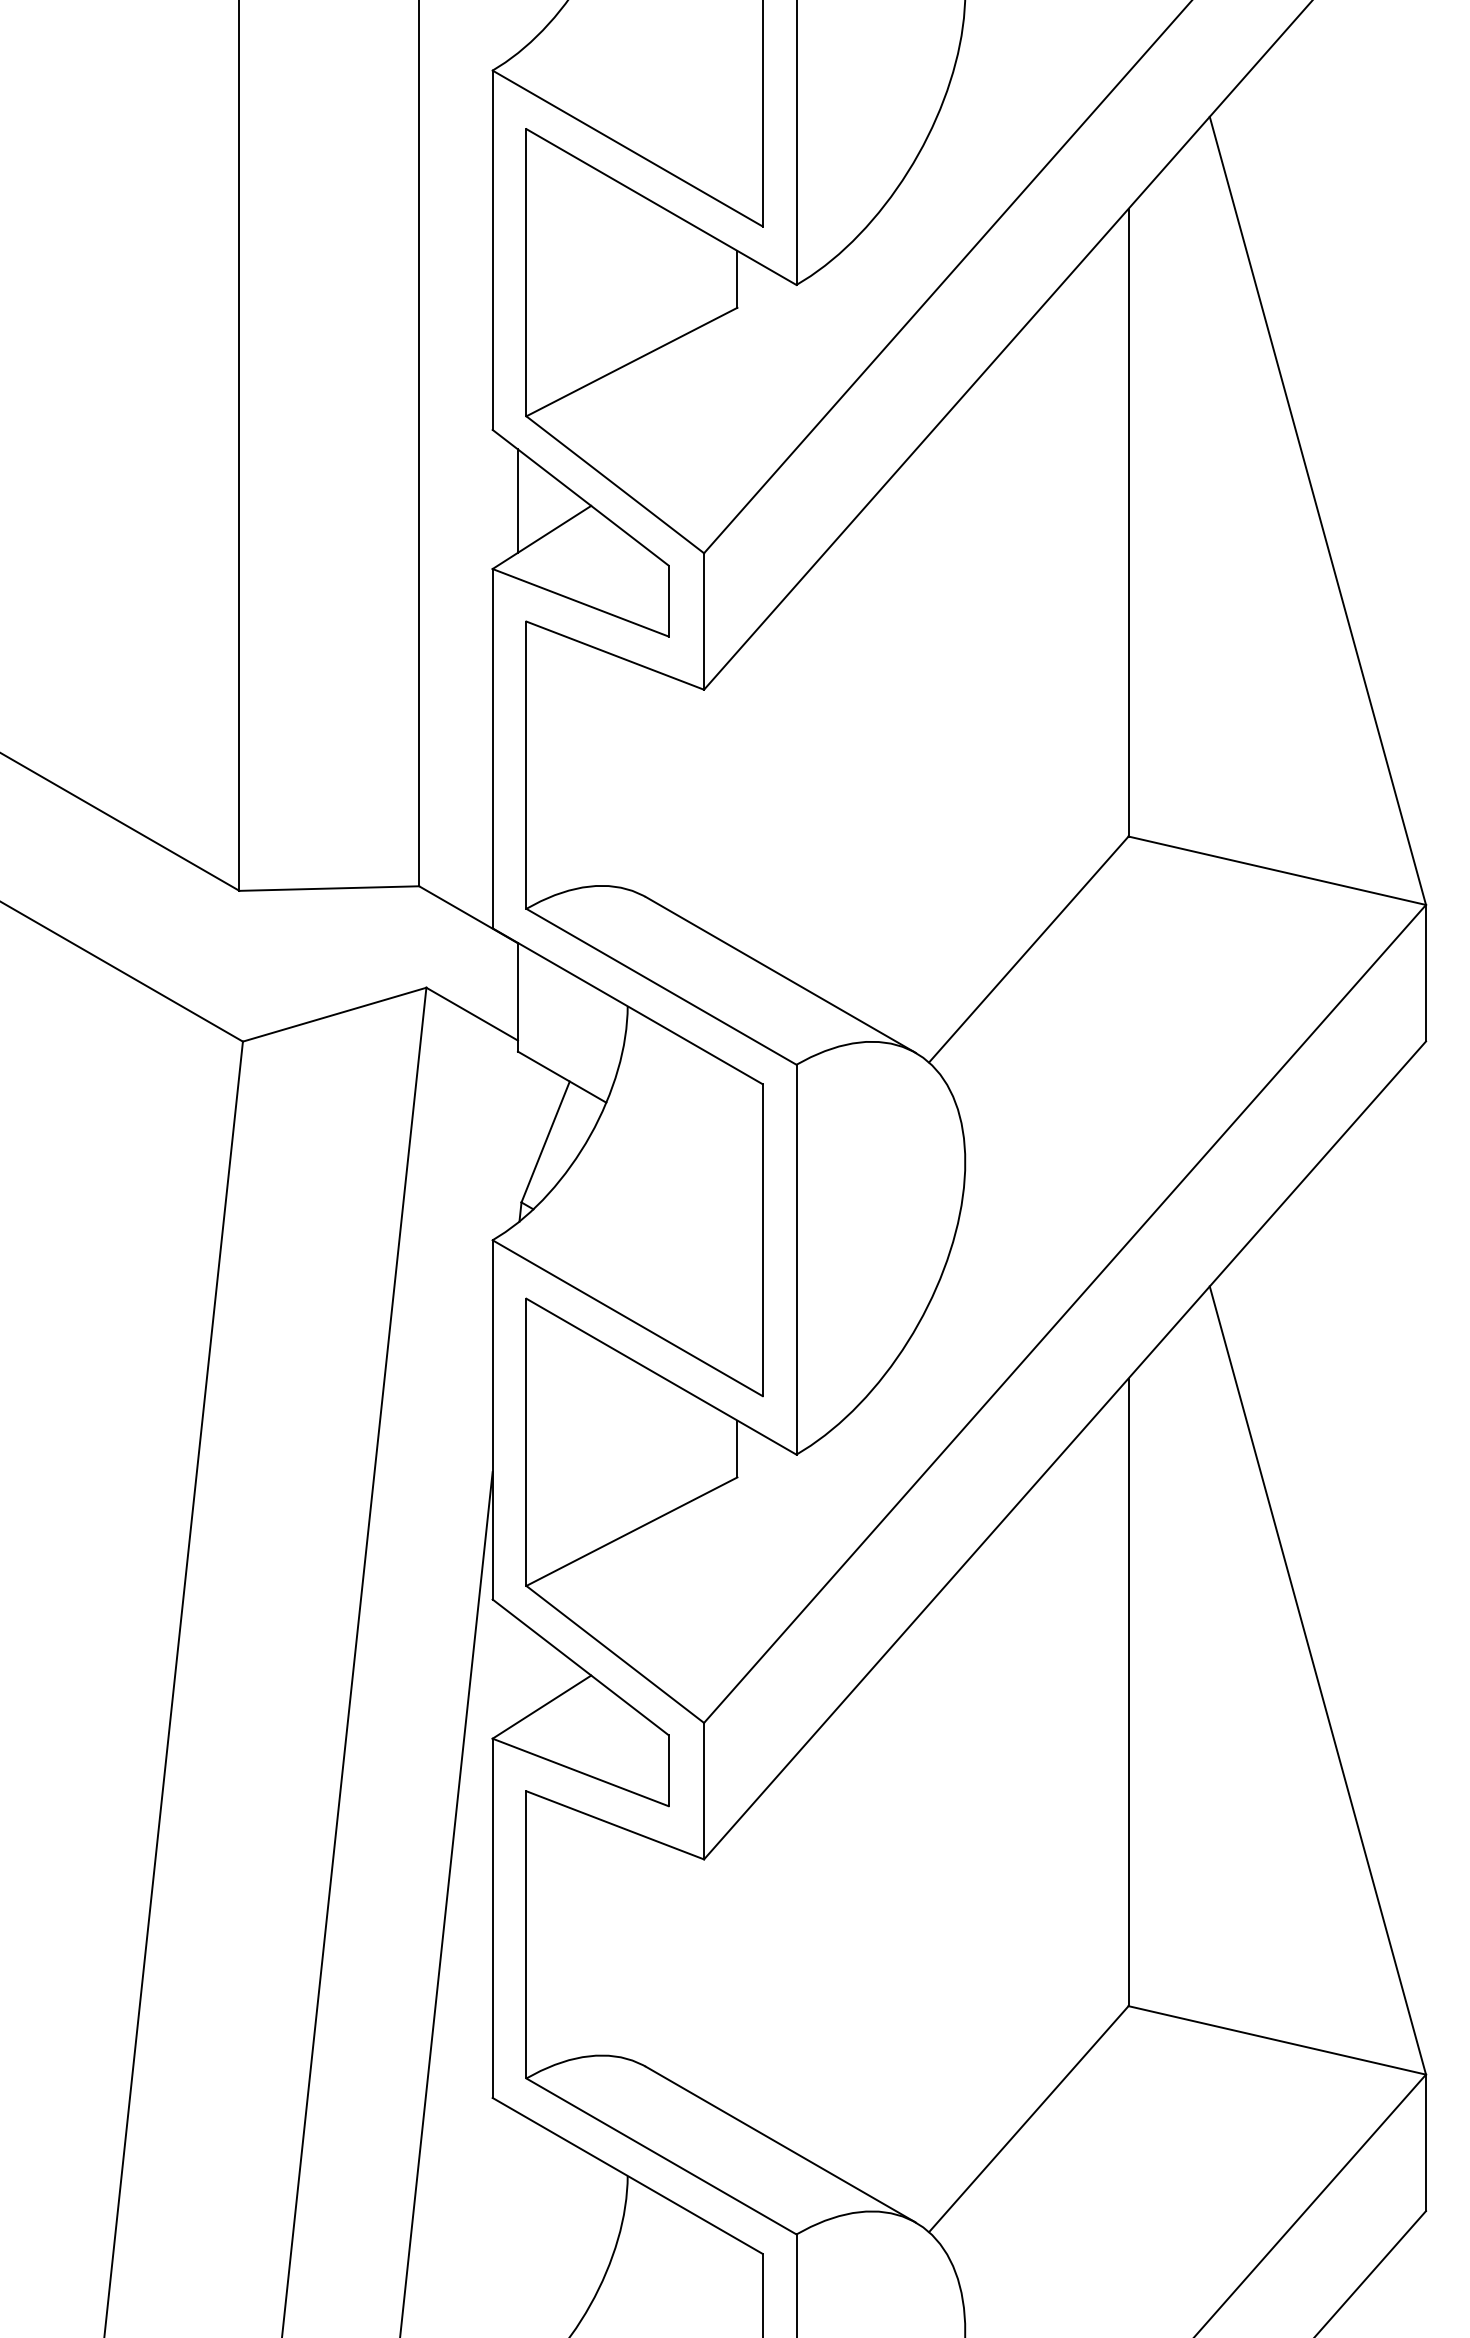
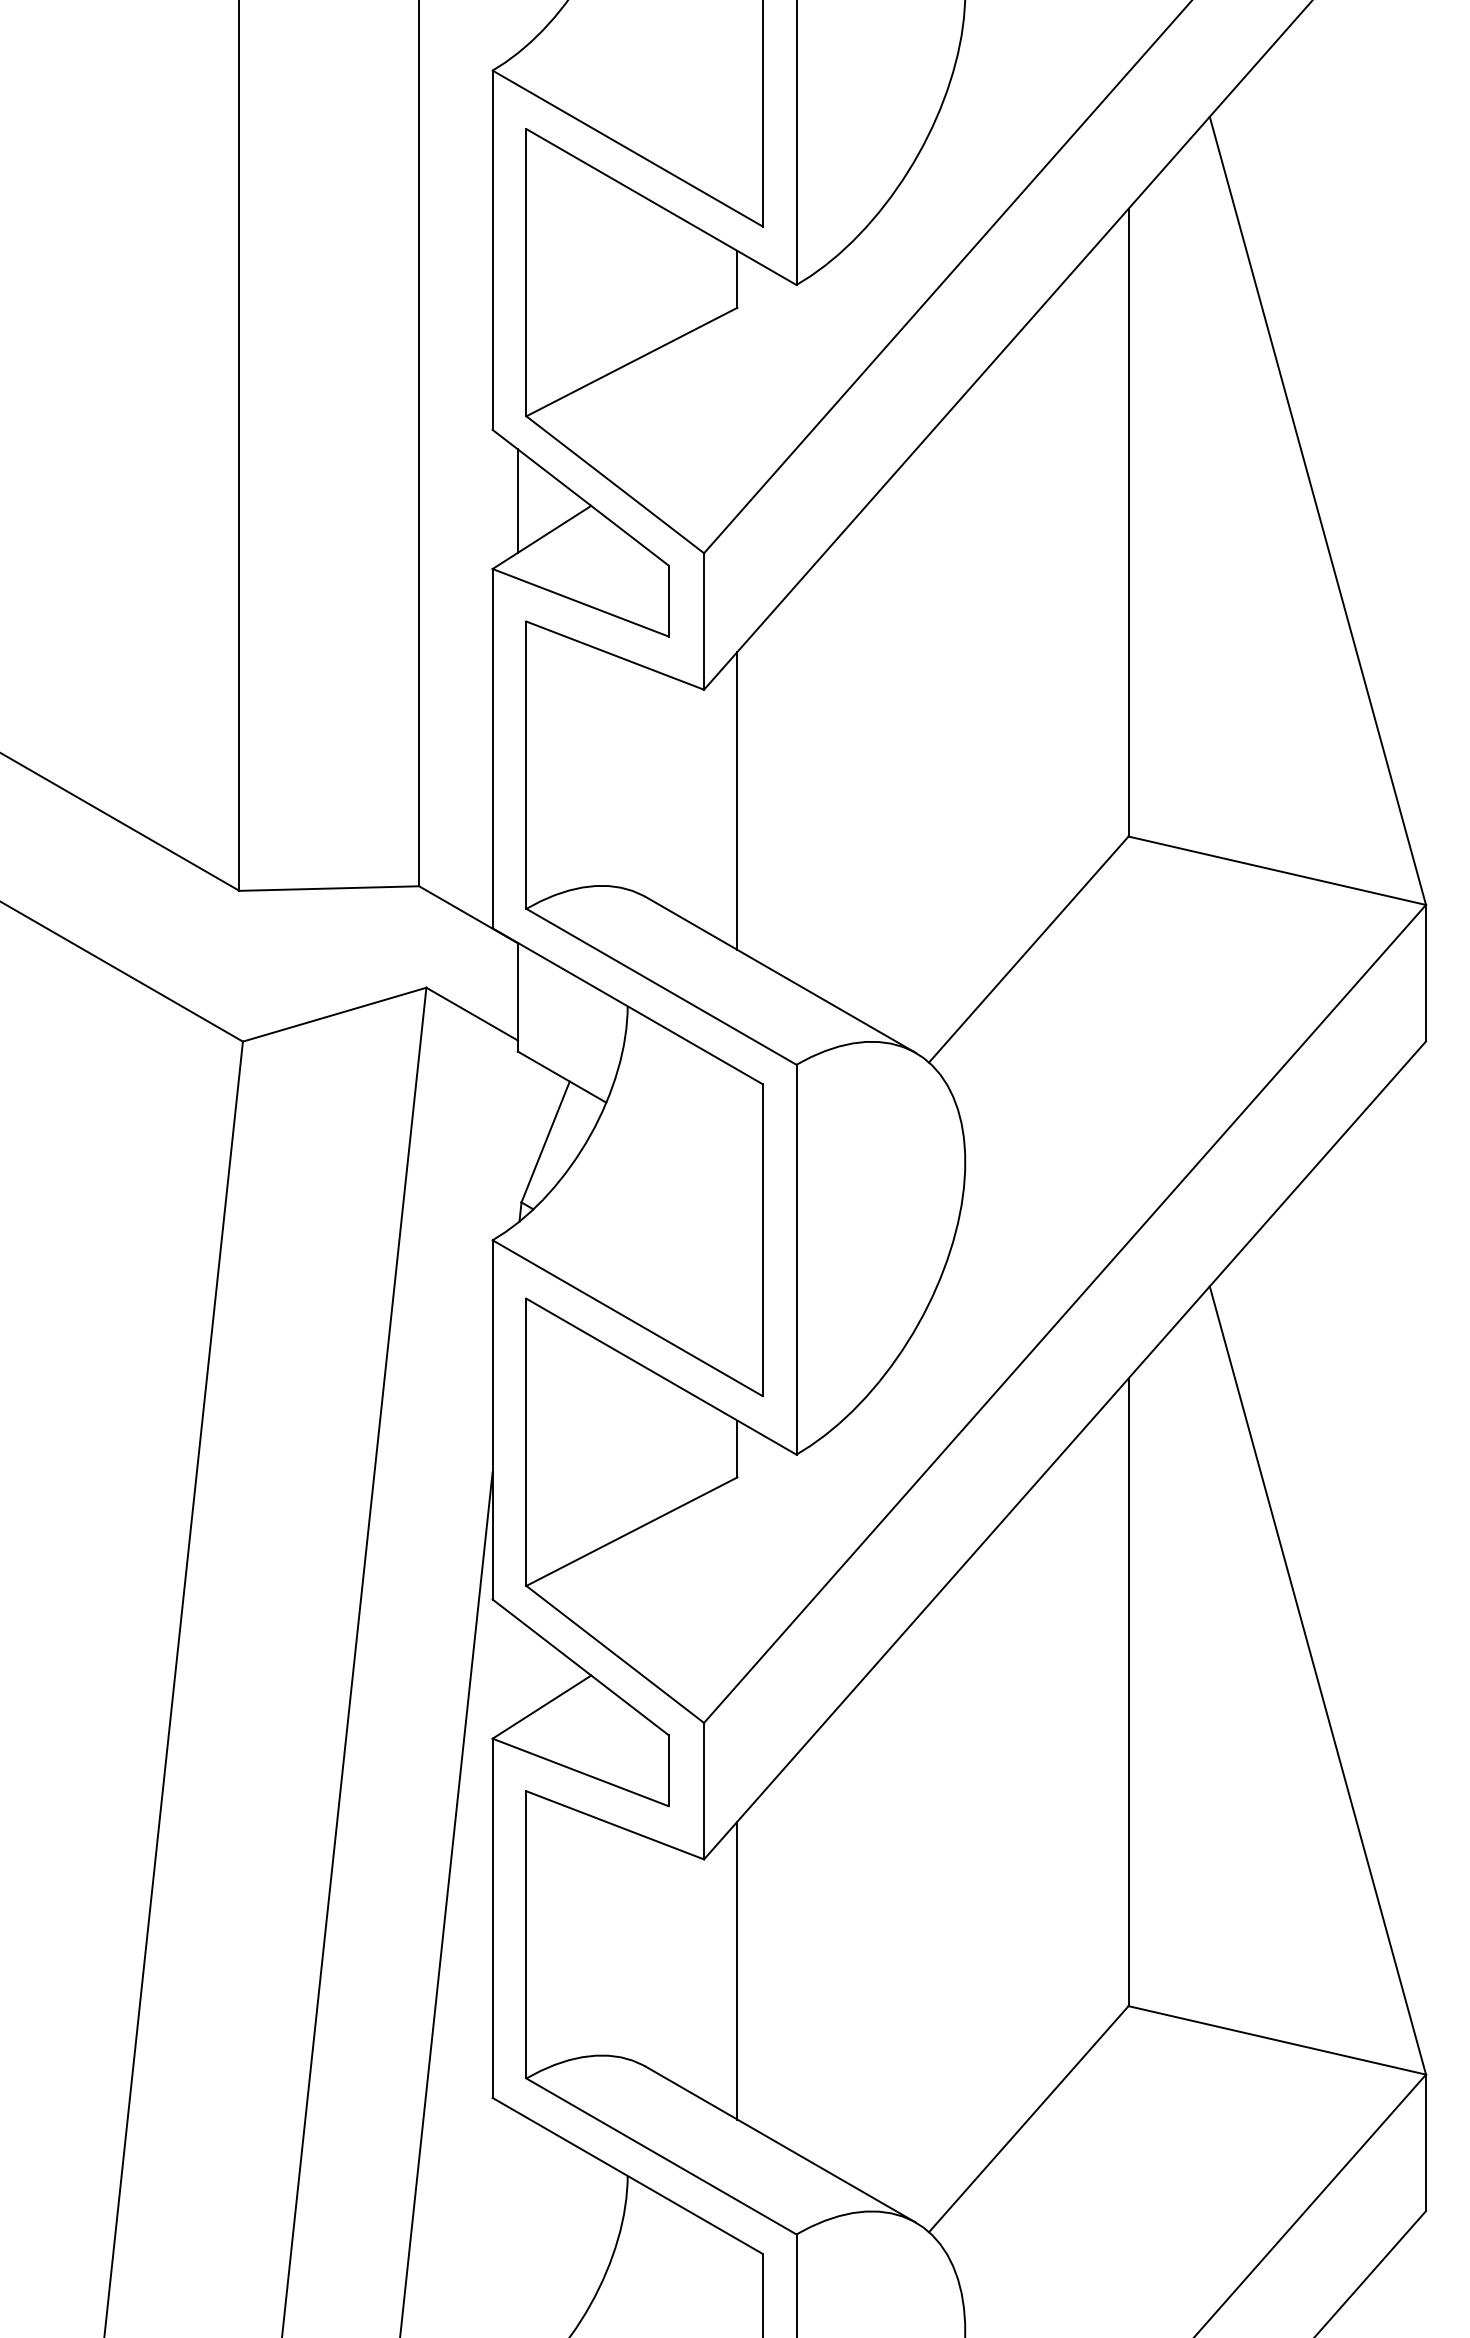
line: none -> present (737, 800)
line: none -> present (737, 1970)
